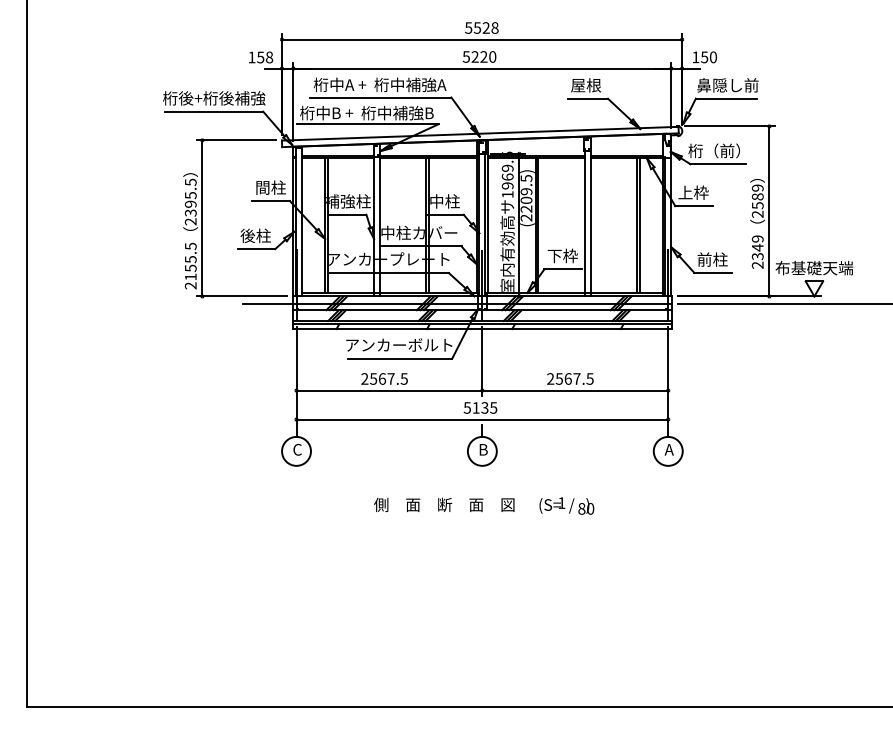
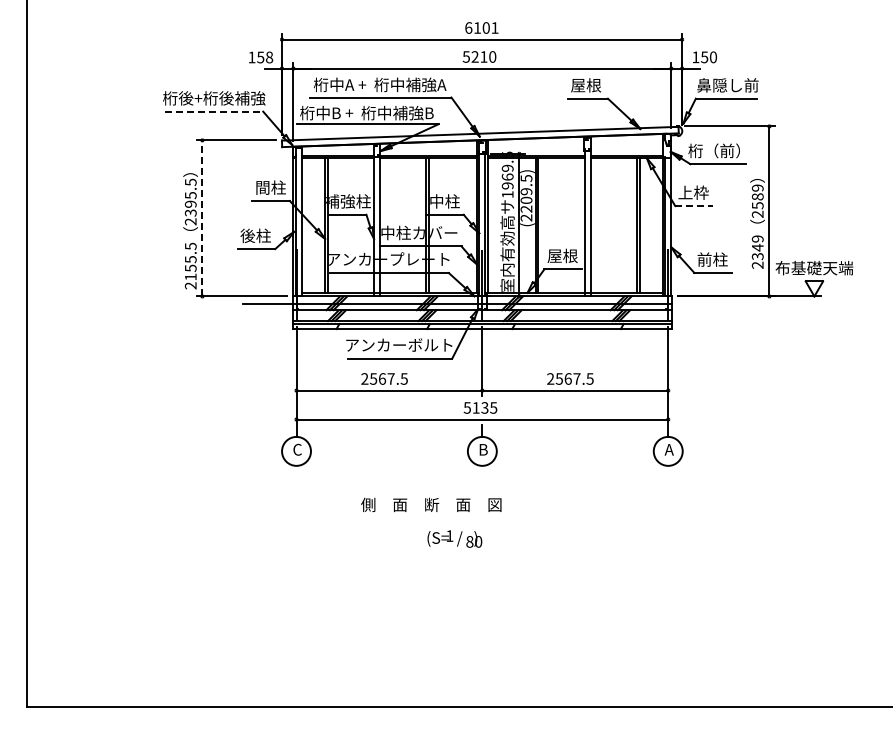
text: 5528 -> 6101 (481, 27)
text: 5220 -> 5210 (483, 56)
line: solid -> dashed (214, 111)
line: solid -> dashed (694, 206)
line: solid -> dashed (202, 217)
text: 下枠 -> 屋根 (562, 255)
line: present -> none (783, 303)
text position: (444, 504) -> (431, 504) (431, 504)
text position: (566, 505) -> (454, 538) (454, 538)
